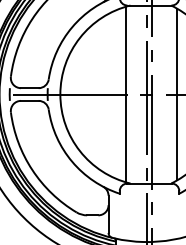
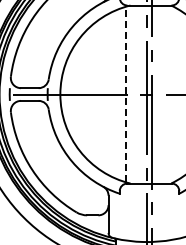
line: solid -> dashed (126, 94)
line: present -> none (177, 94)
